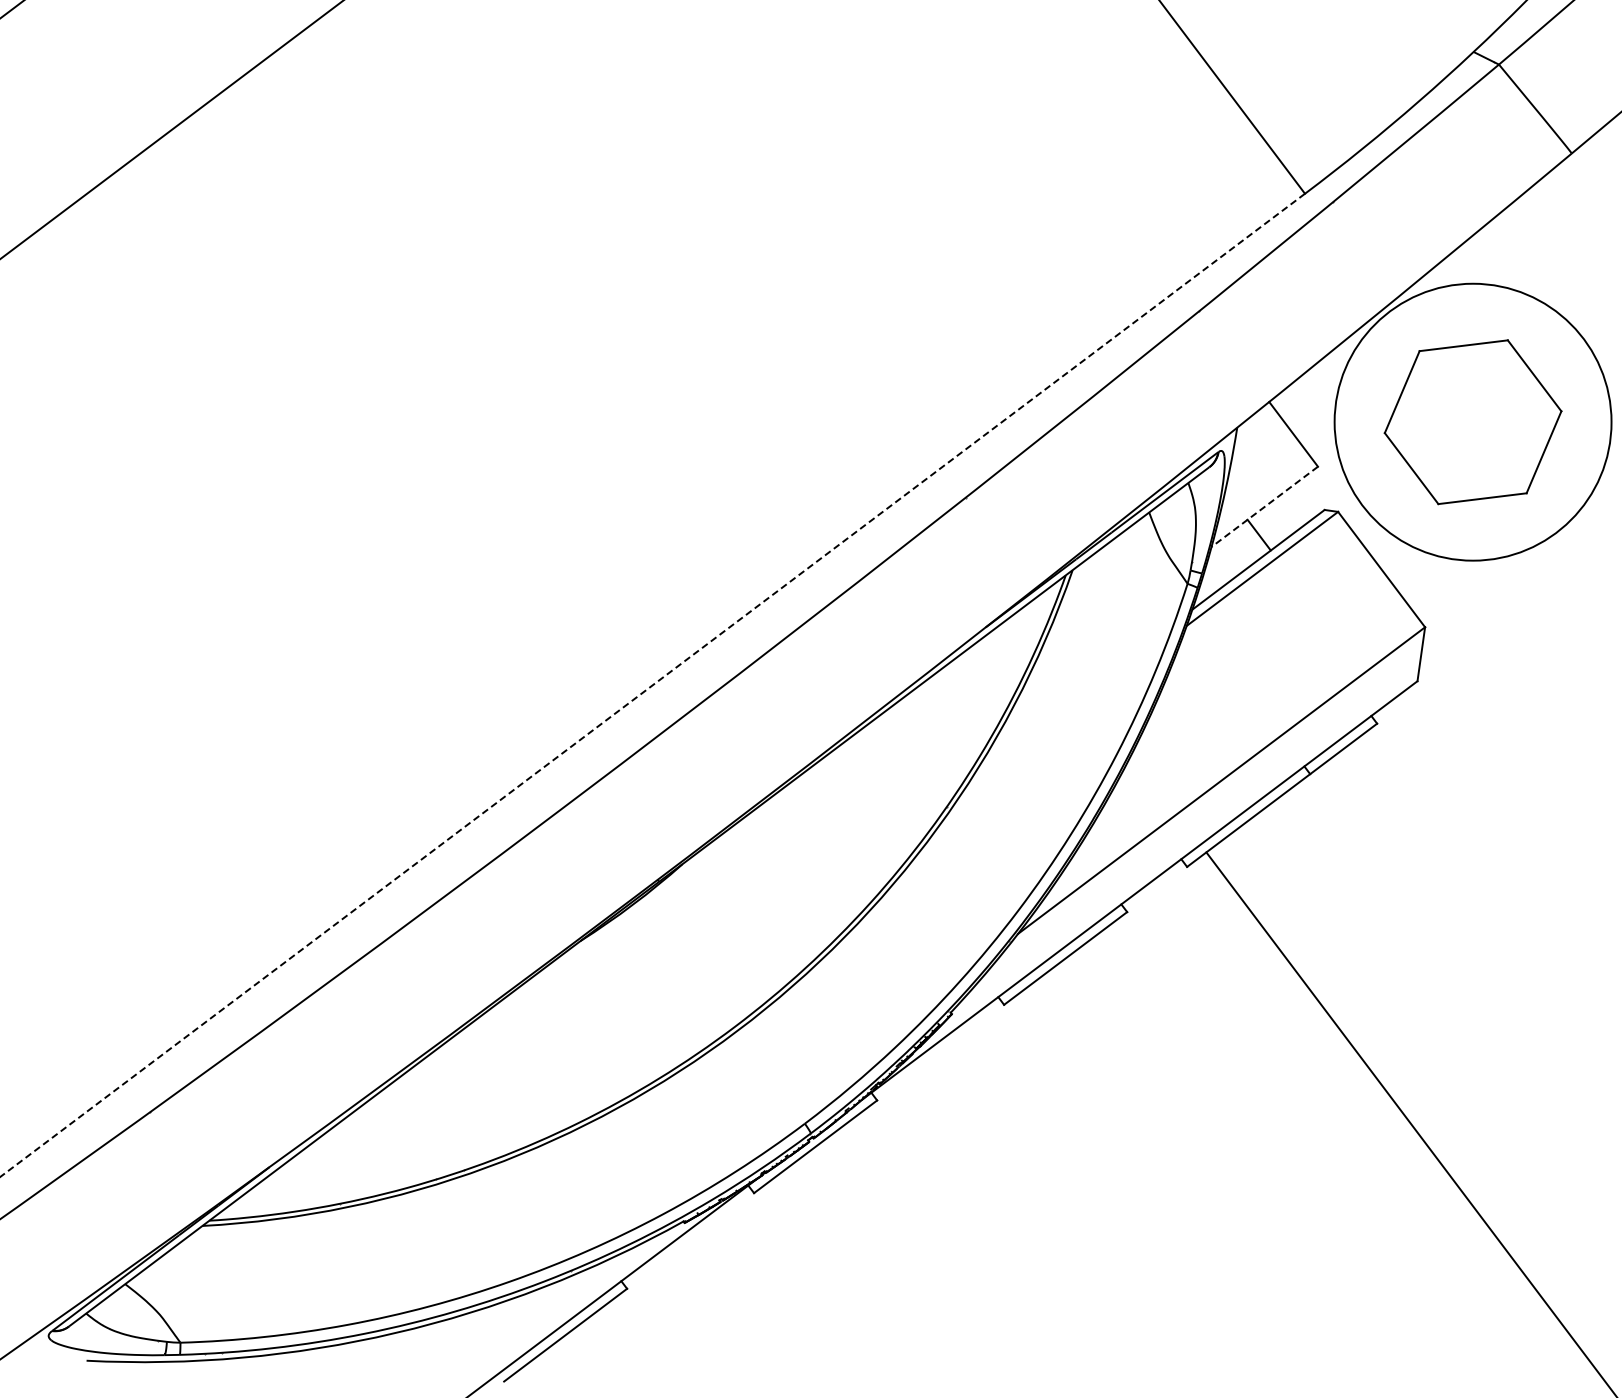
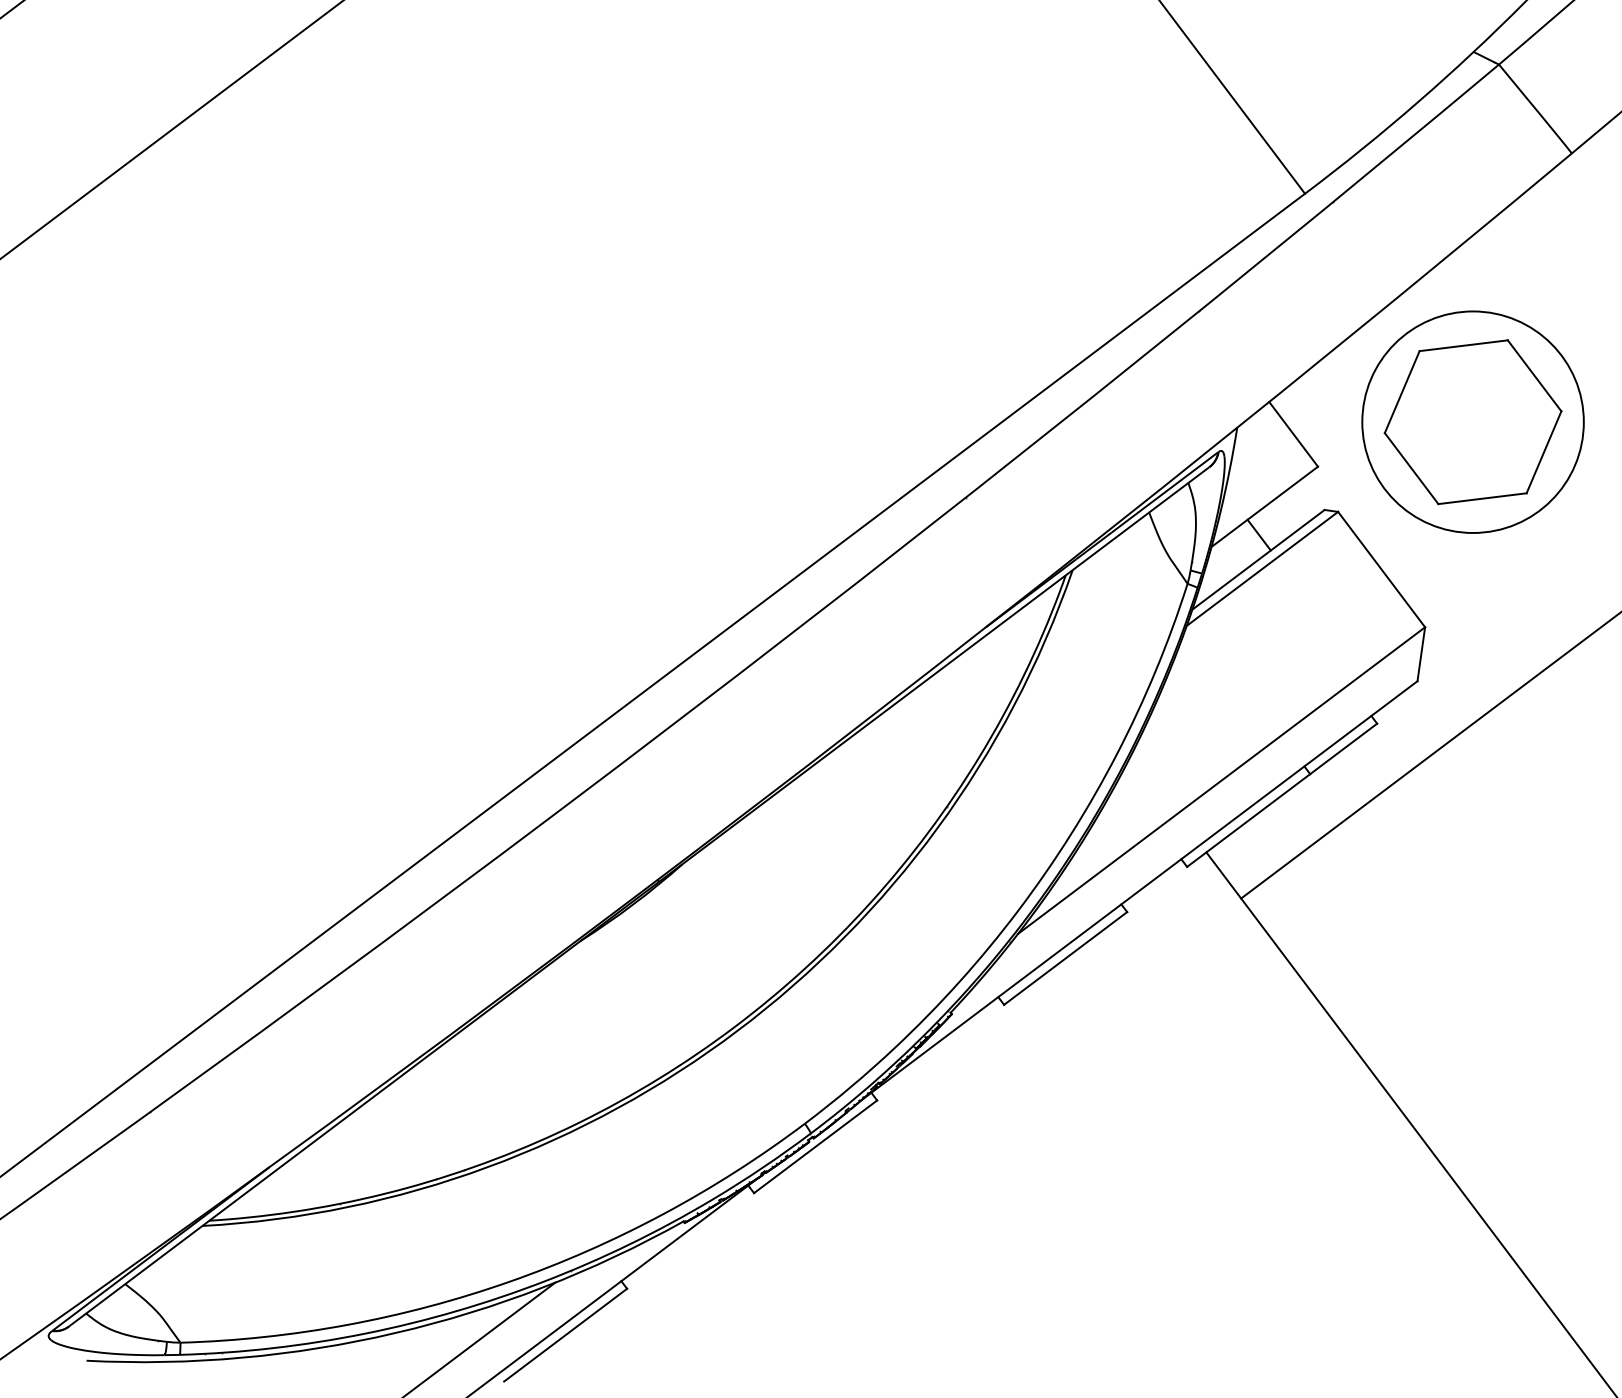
circle diameter: 277 px -> 222 px (1472, 421)
line: dashed -> solid (1264, 506)
line: dashed -> solid (652, 685)
line: none -> present (1429, 756)
line: none -> present (480, 1338)
